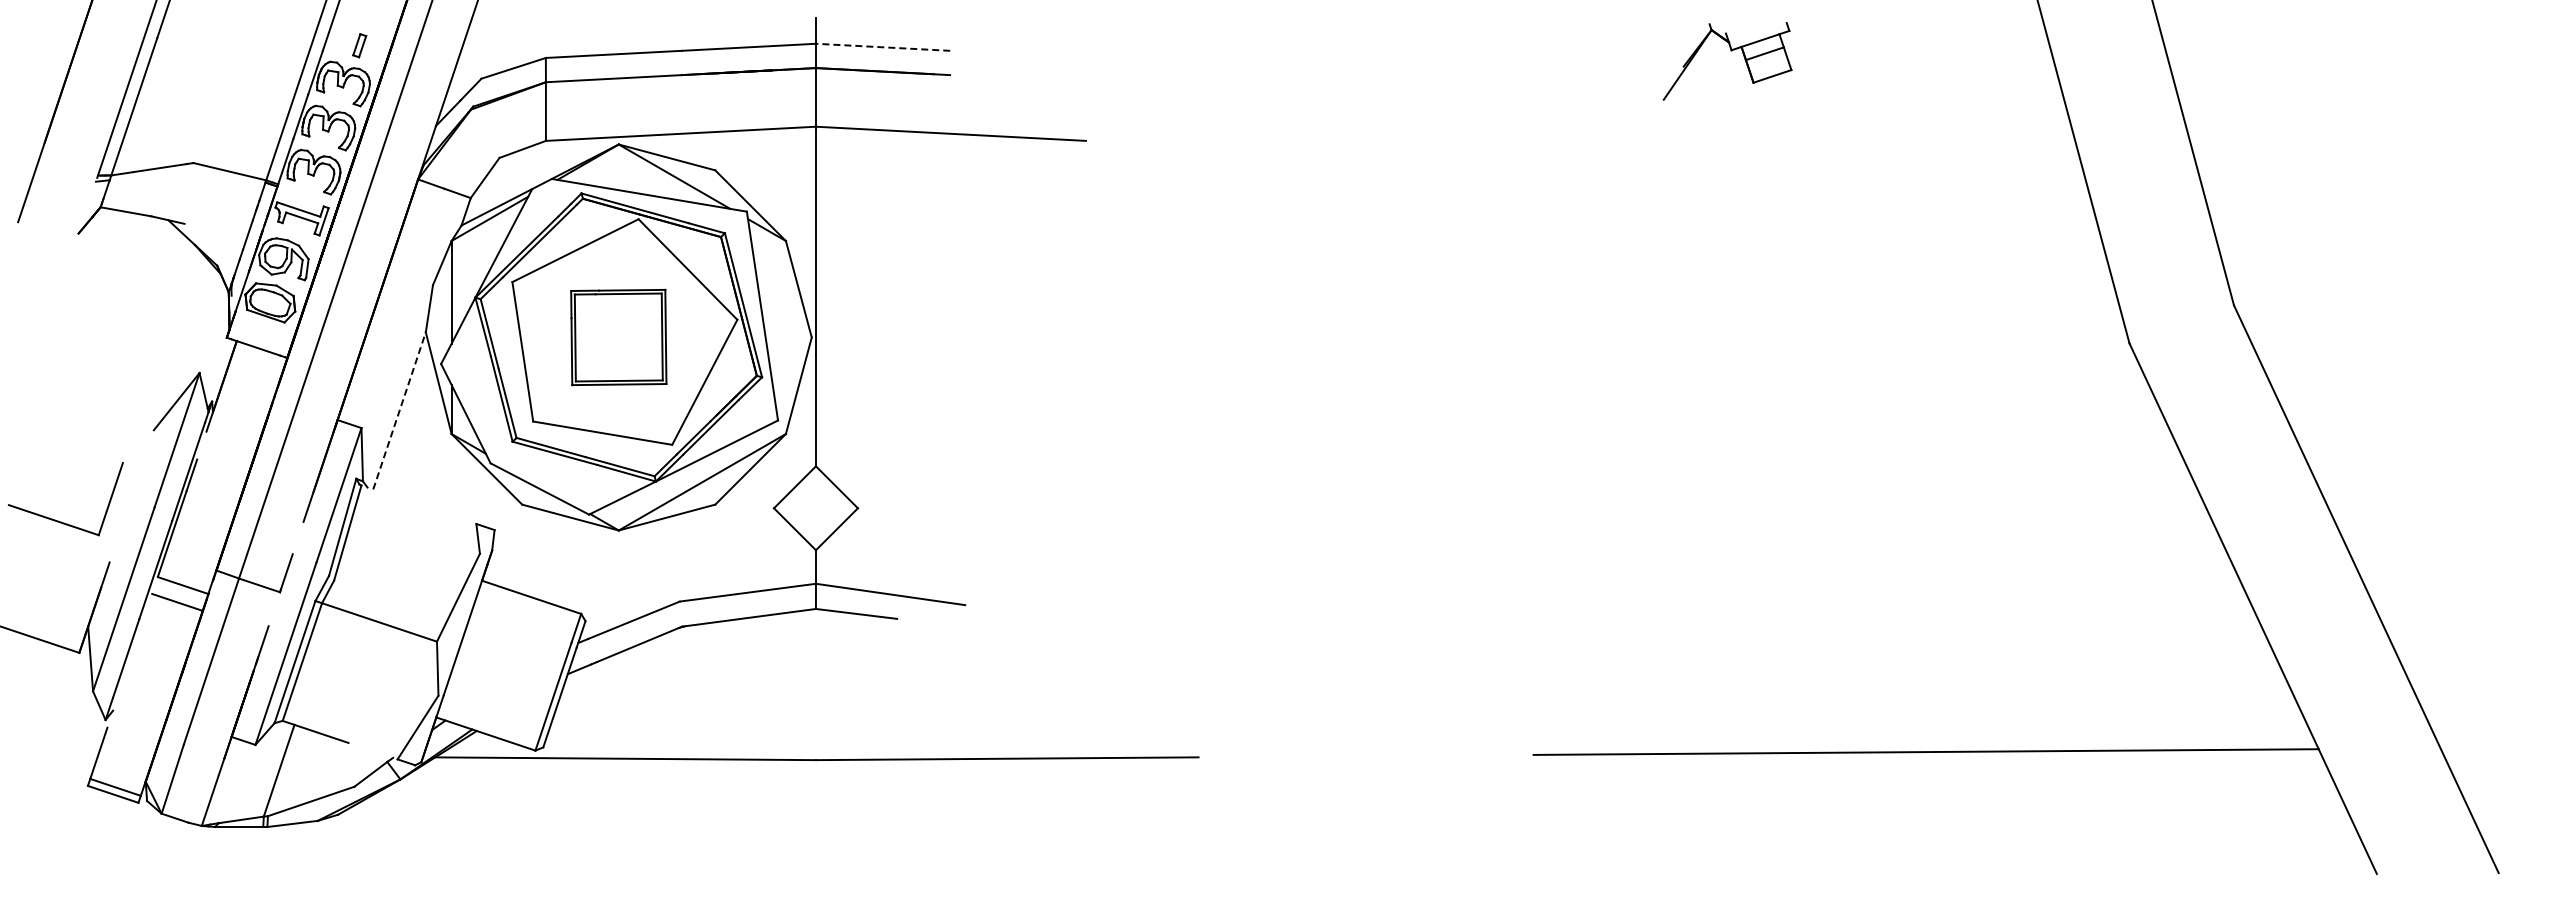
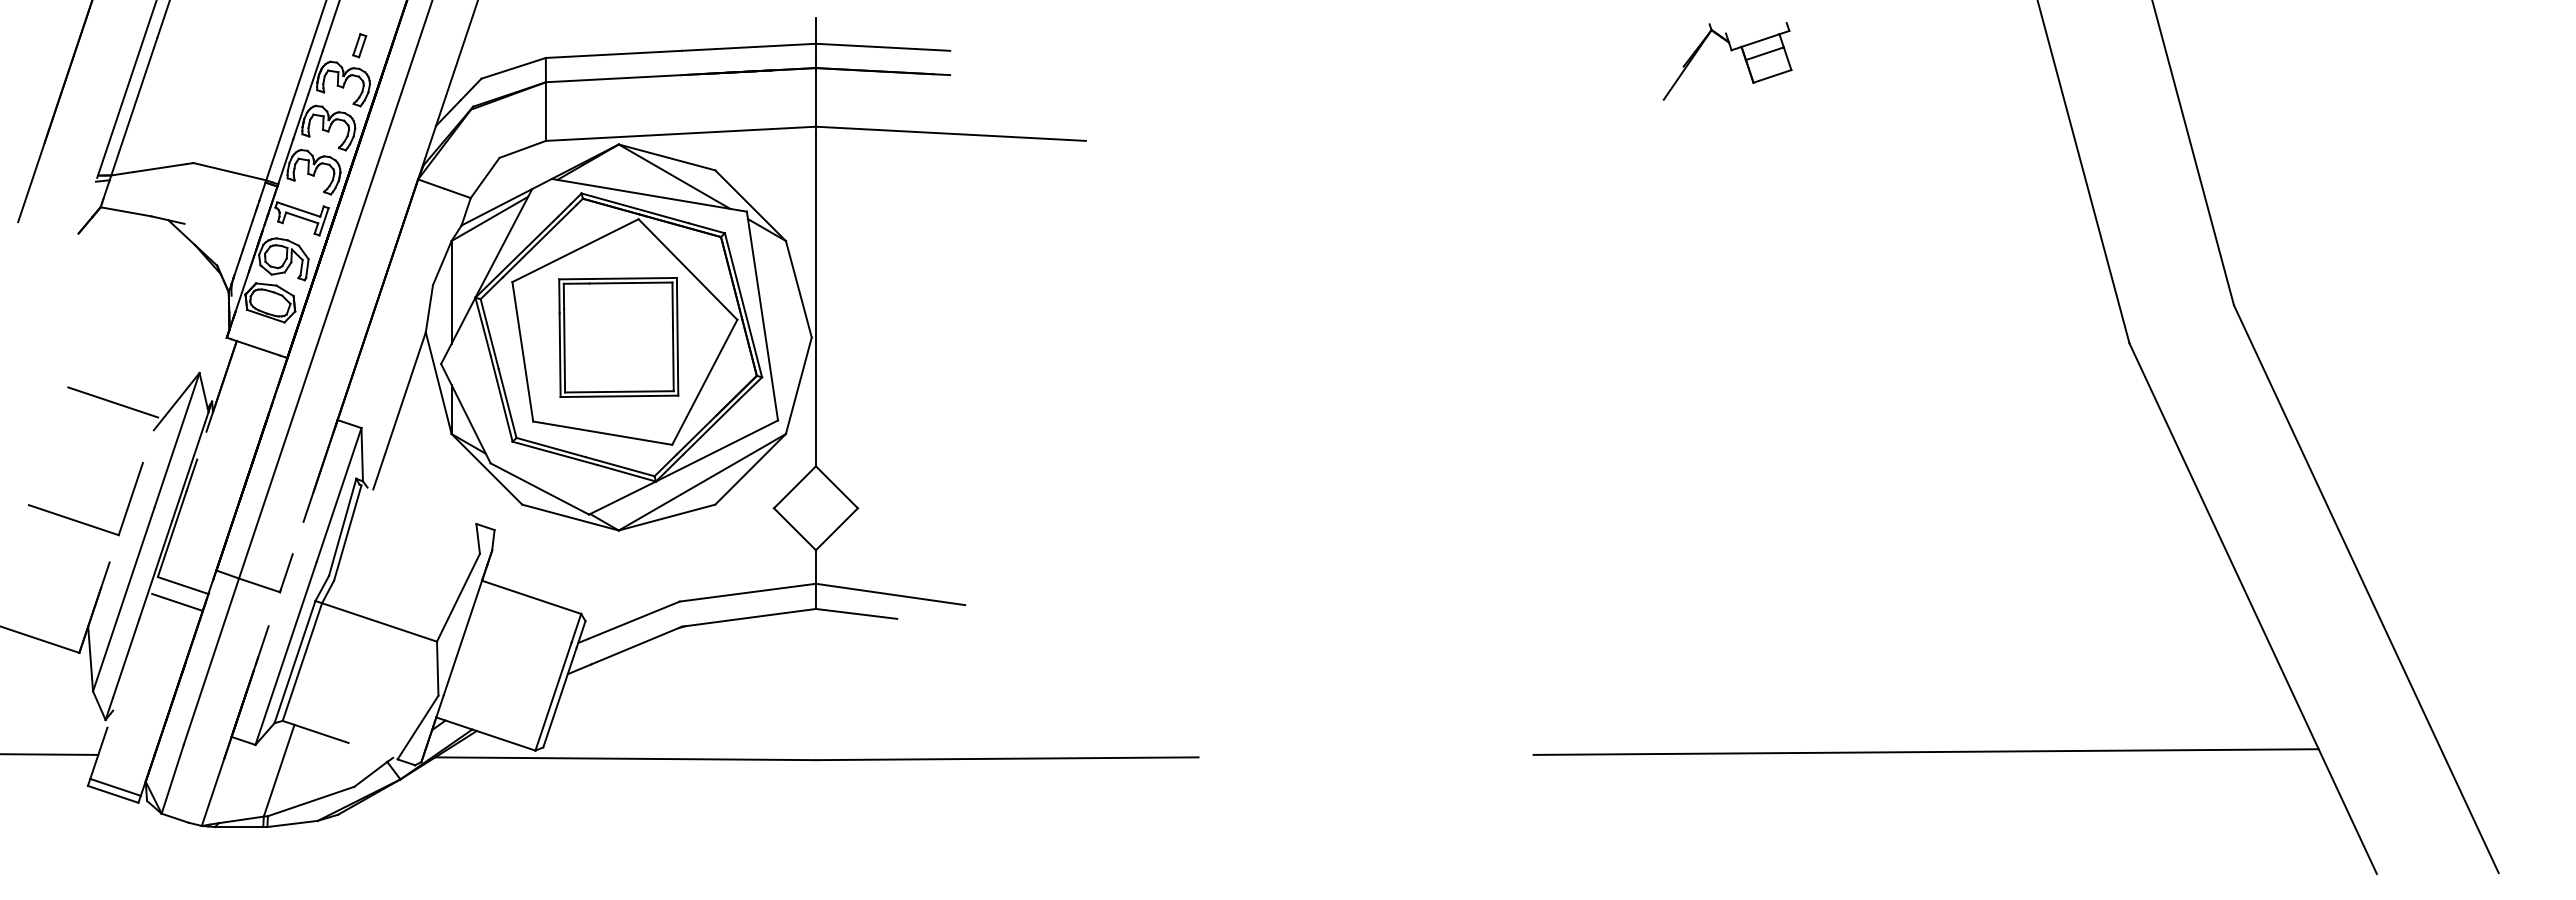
line: dashed -> solid (882, 47)
part size: 98x99 px -> 122x121 px (618, 337)
line: none -> present (113, 402)
line: dashed -> solid (399, 410)
part position: (58, 520) -> (78, 520) (78, 520)
line: none -> present (50, 754)
